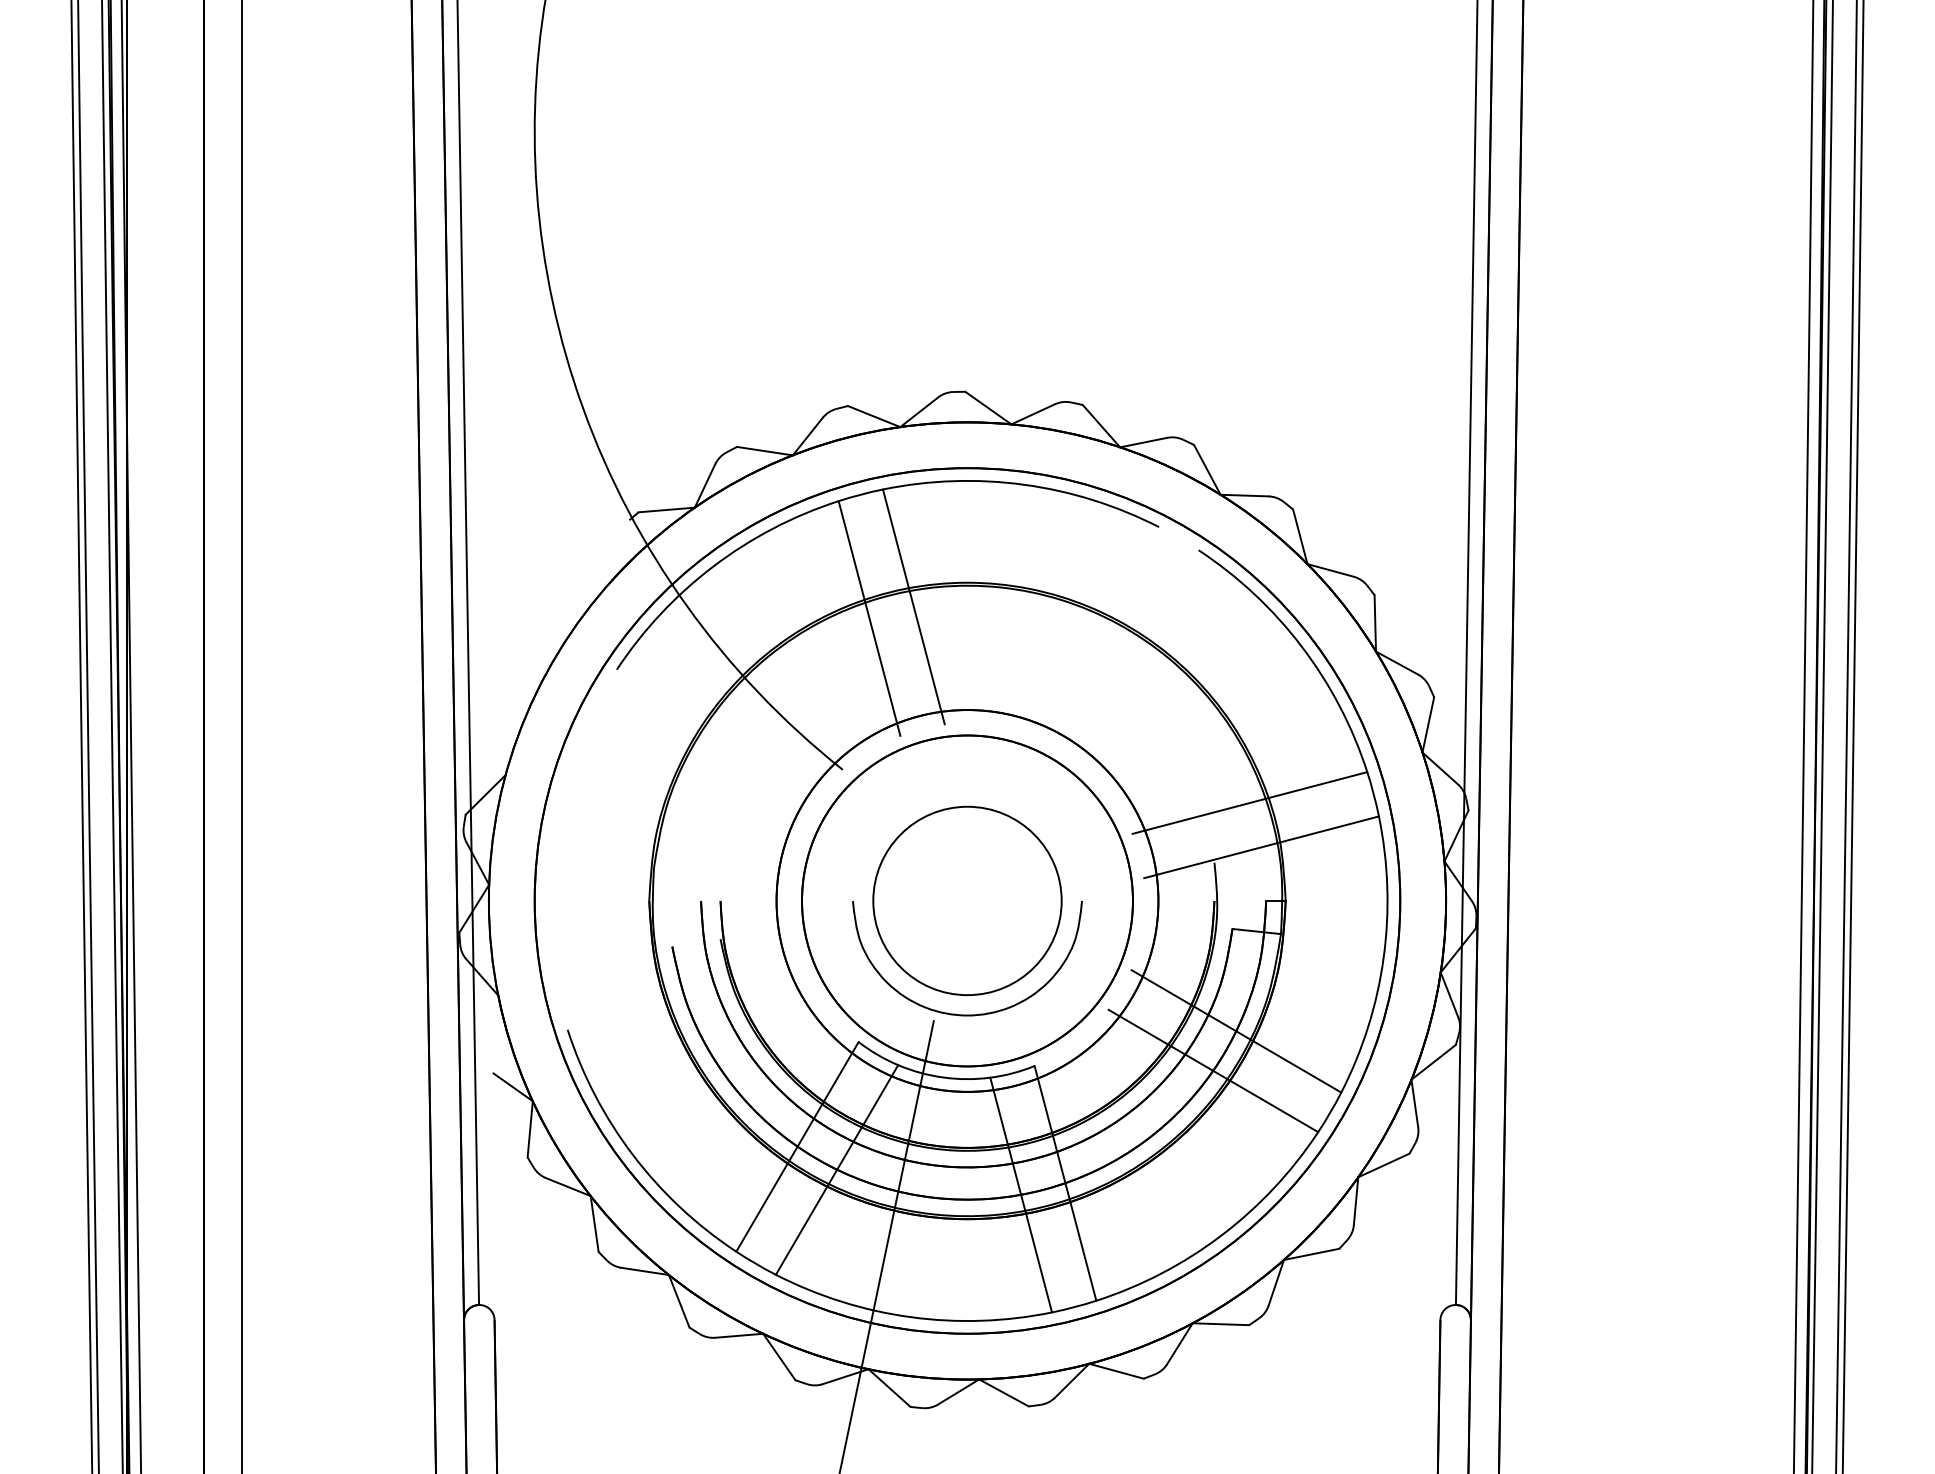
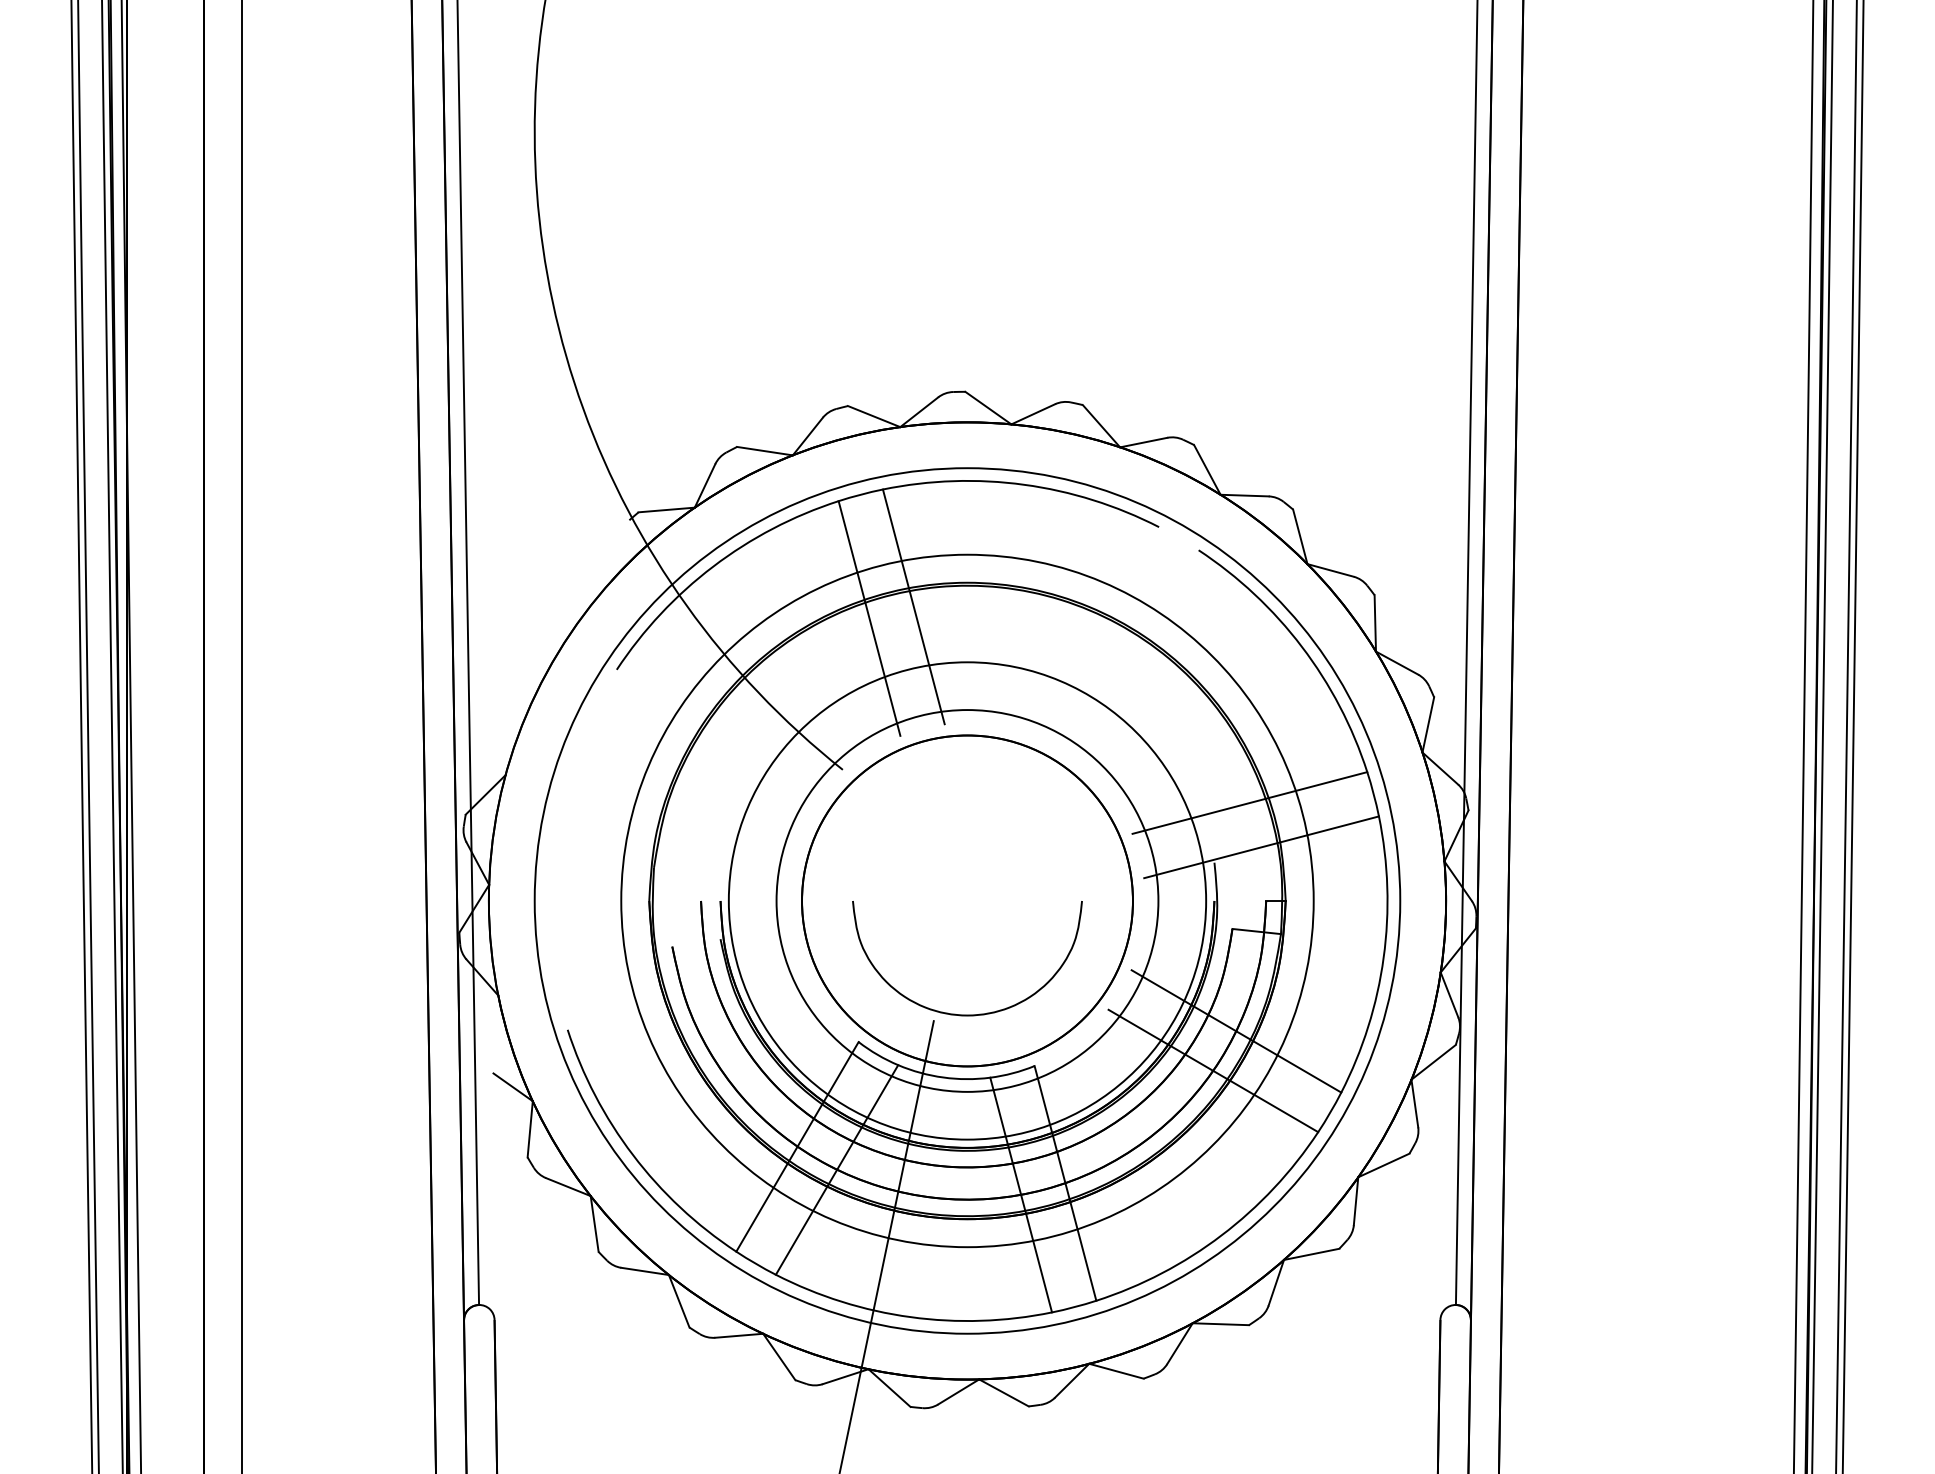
circle diameter: 382 px -> 477 px (967, 900)
circle diameter: 866 px -> 692 px (967, 900)
circle: present -> none (967, 900)
